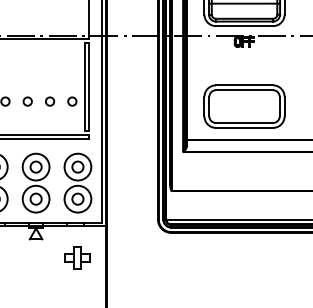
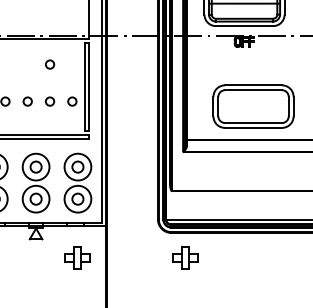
circle: none -> present (50, 64)
part position: (244, 106) -> (253, 106) (253, 106)
part: none -> present (185, 257)
